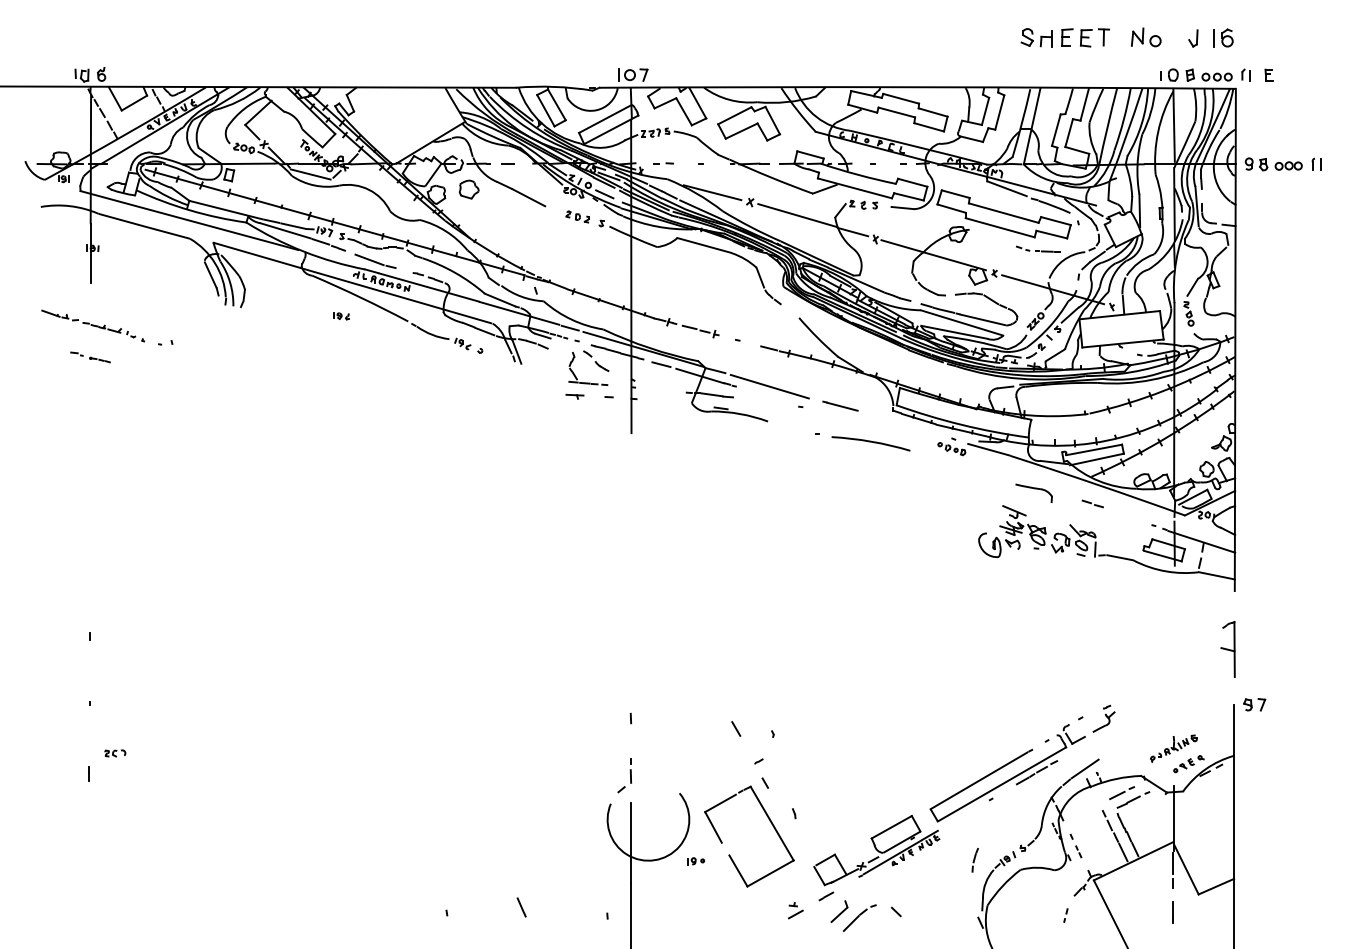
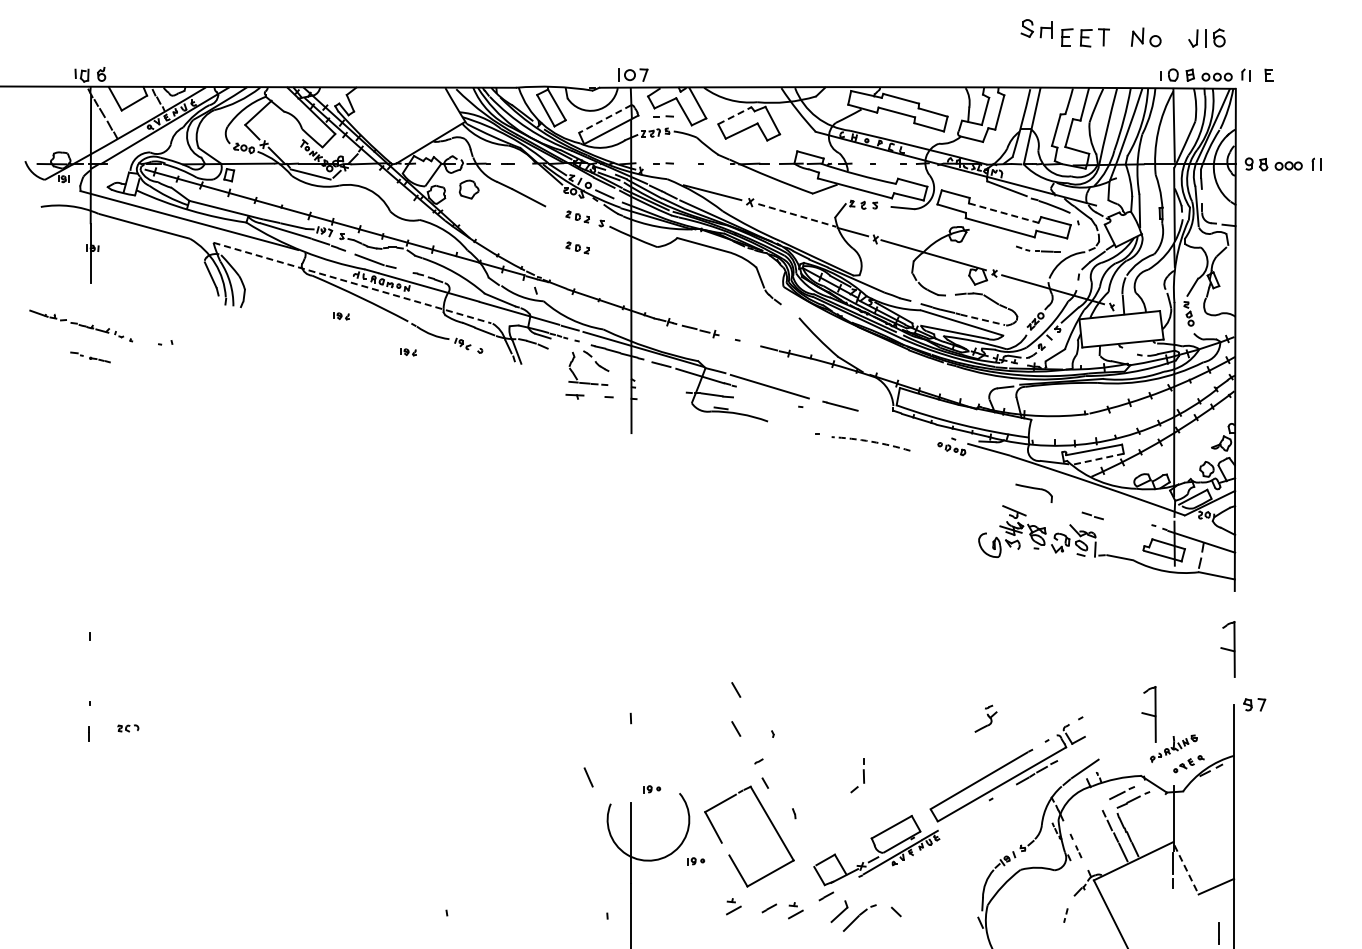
part position: (1036, 37) -> (1036, 28) (1036, 28)
part position: (1223, 37) -> (1215, 37) (1215, 37)
line: solid -> dashed (734, 115)
part: none -> present (663, 116)
line: solid -> dashed (605, 119)
line: solid -> dashed (1004, 213)
line: solid -> dashed (797, 215)
part: none -> present (577, 247)
line: solid -> dashed (352, 283)
line: solid -> dashed (982, 319)
part position: (93, 325) -> (81, 325) (81, 325)
part: none -> present (408, 352)
arc: solid -> dashed (871, 441)
line: solid -> dashed (1096, 459)
line position: (1091, 503) -> (1091, 515) (1091, 515)
line: none -> present (736, 689)
part: none -> present (1148, 714)
part position: (1103, 718) -> (985, 718) (985, 718)
part position: (115, 753) -> (128, 728) (128, 728)
line position: (88, 773) -> (88, 733) (88, 733)
part position: (624, 775) -> (857, 775) (857, 775)
part: none -> present (652, 789)
part: present -> none (974, 859)
line: solid -> dashed (1186, 870)
part: none -> present (733, 906)
line position: (521, 907) -> (588, 777) (588, 777)
line: none -> present (769, 908)
line position: (1172, 912) -> (1218, 933) (1218, 933)
